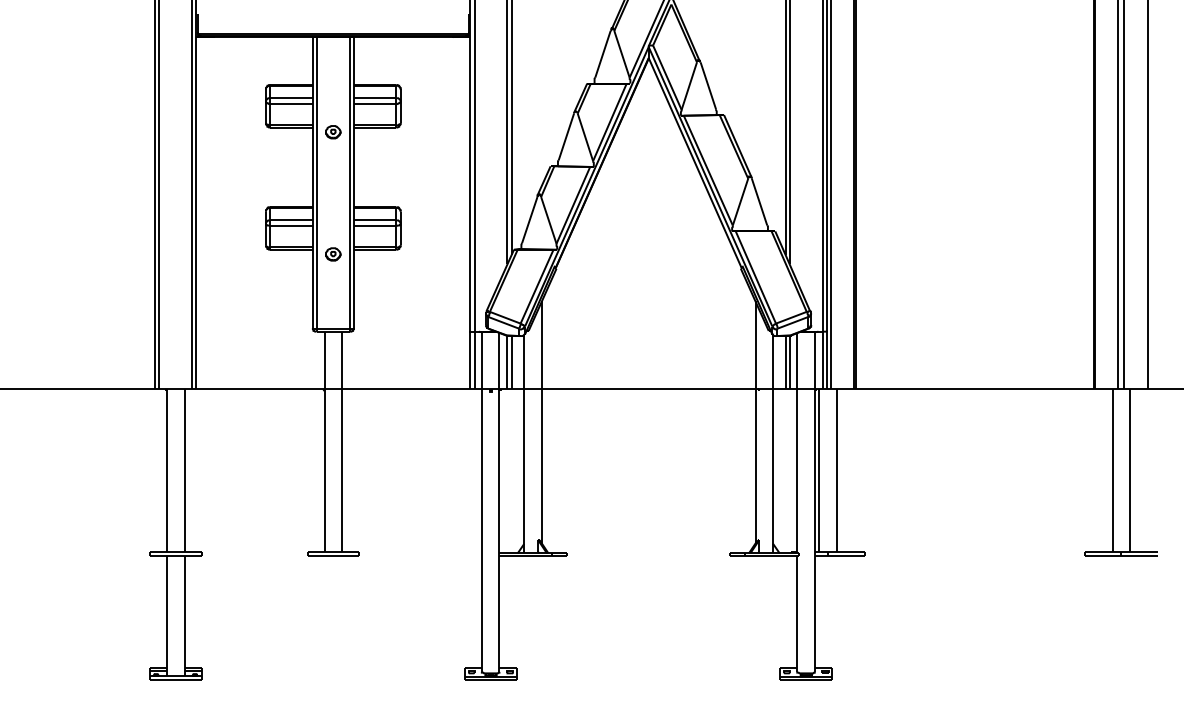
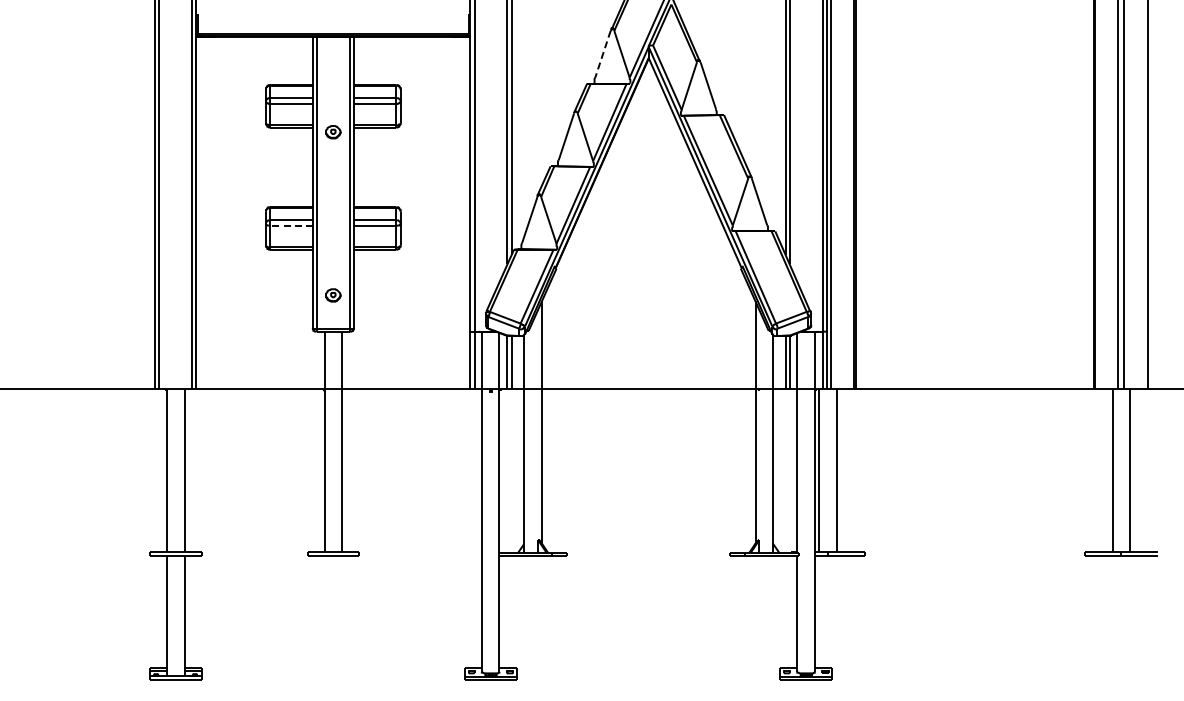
line: solid -> dashed (602, 54)
line: solid -> dashed (291, 226)
part position: (333, 254) -> (333, 295) (333, 295)
